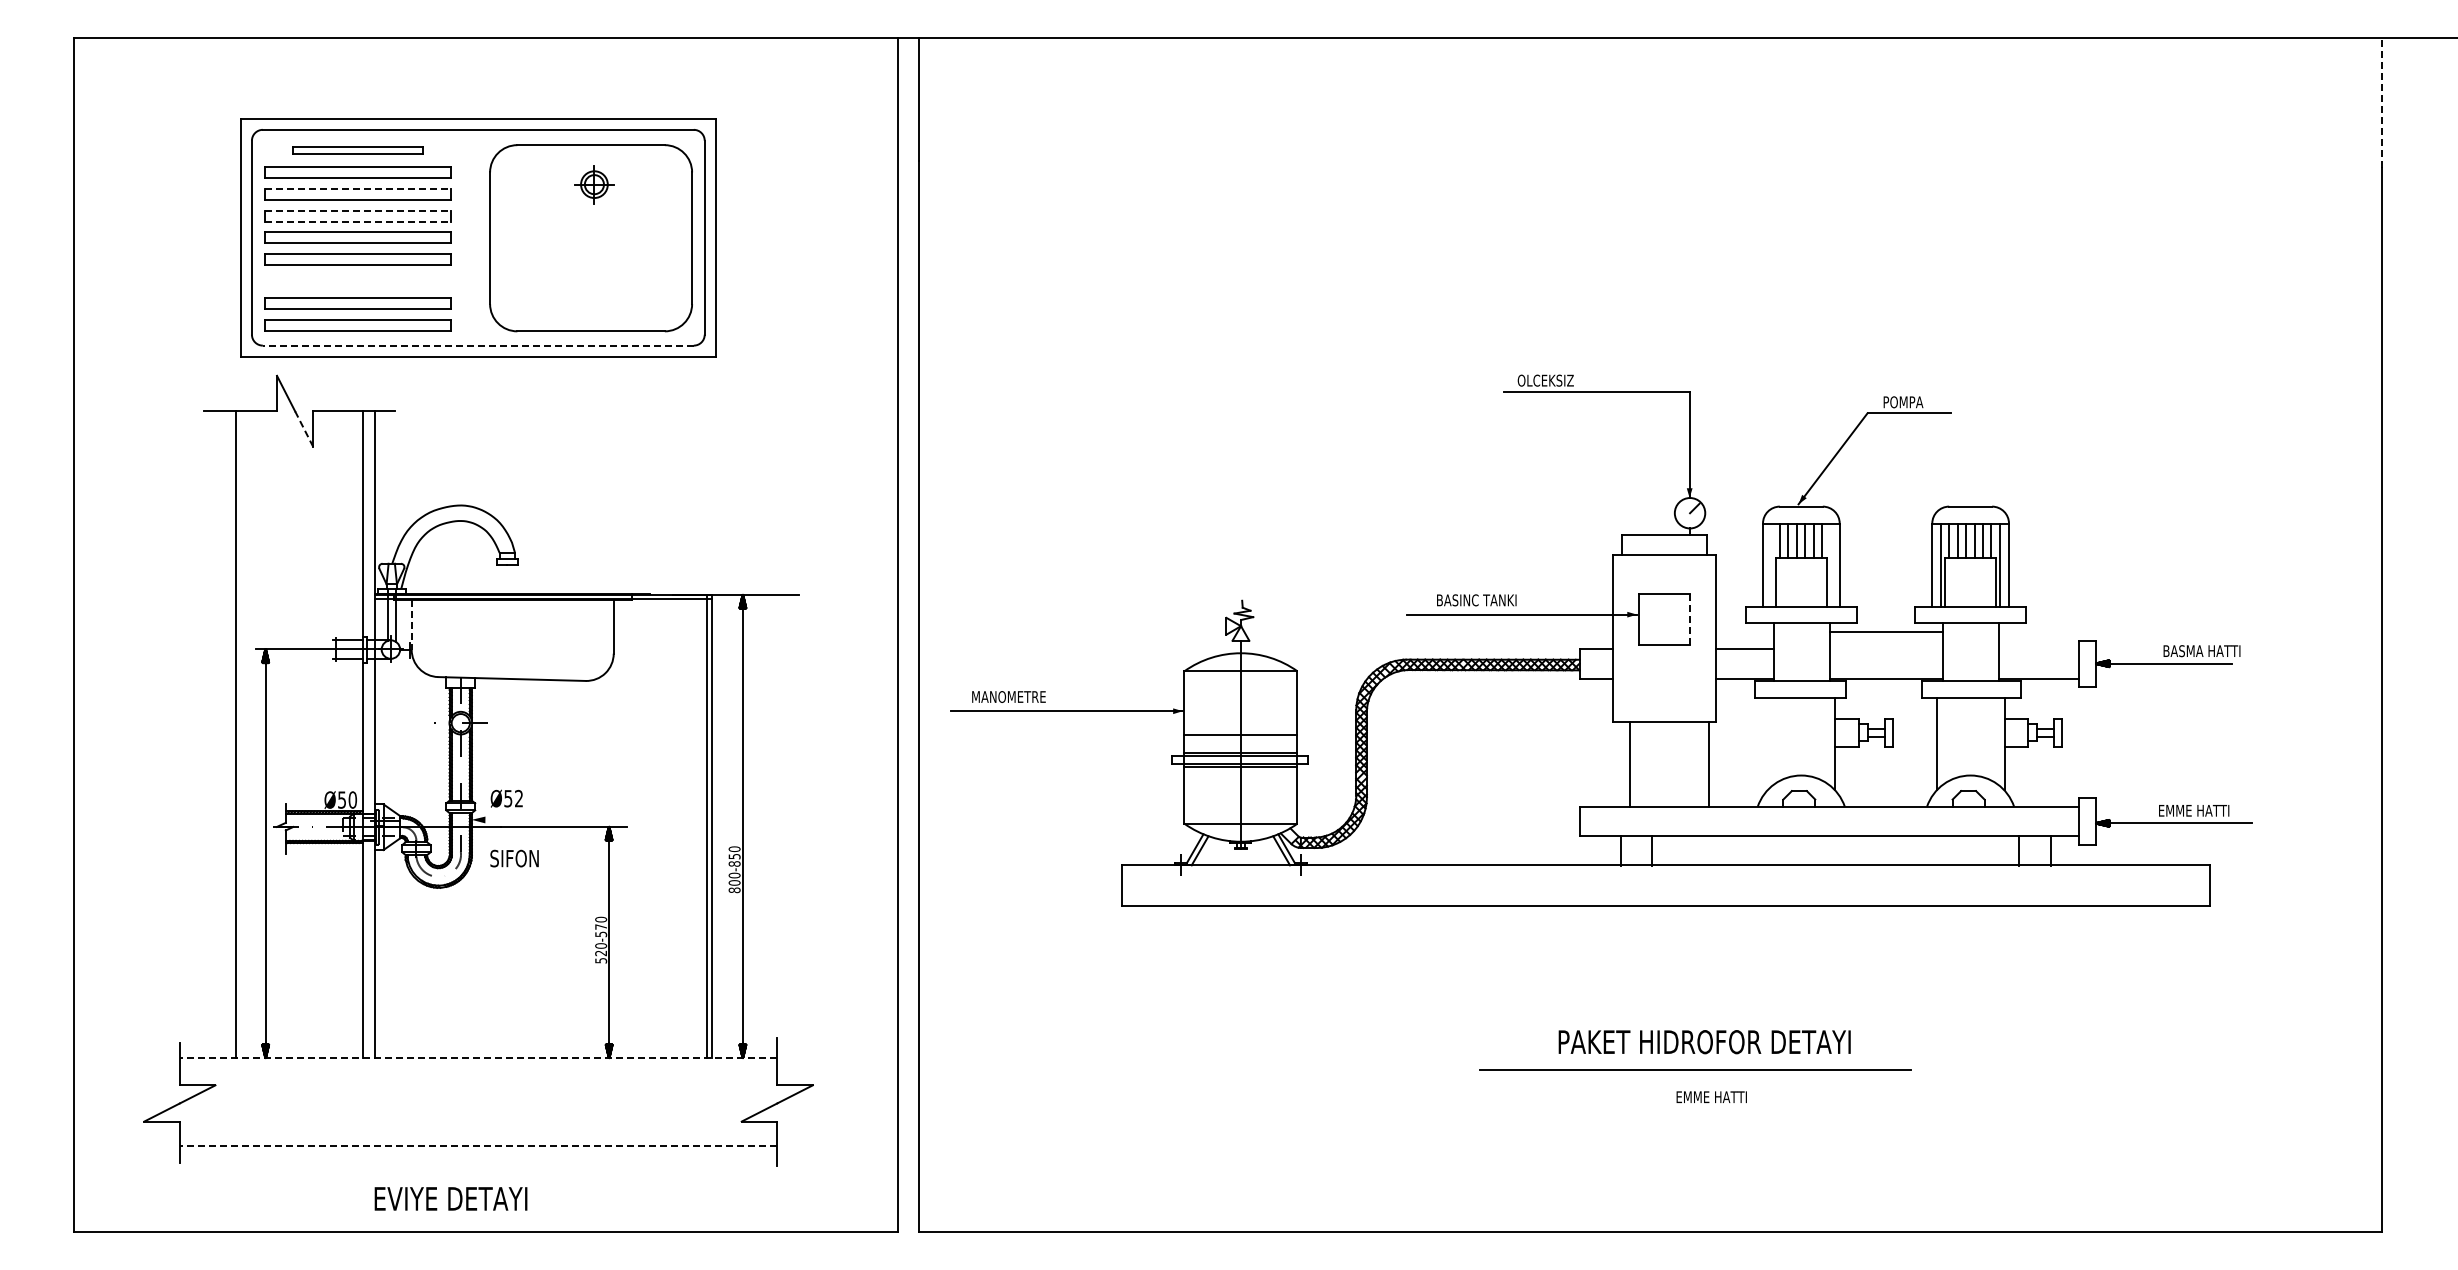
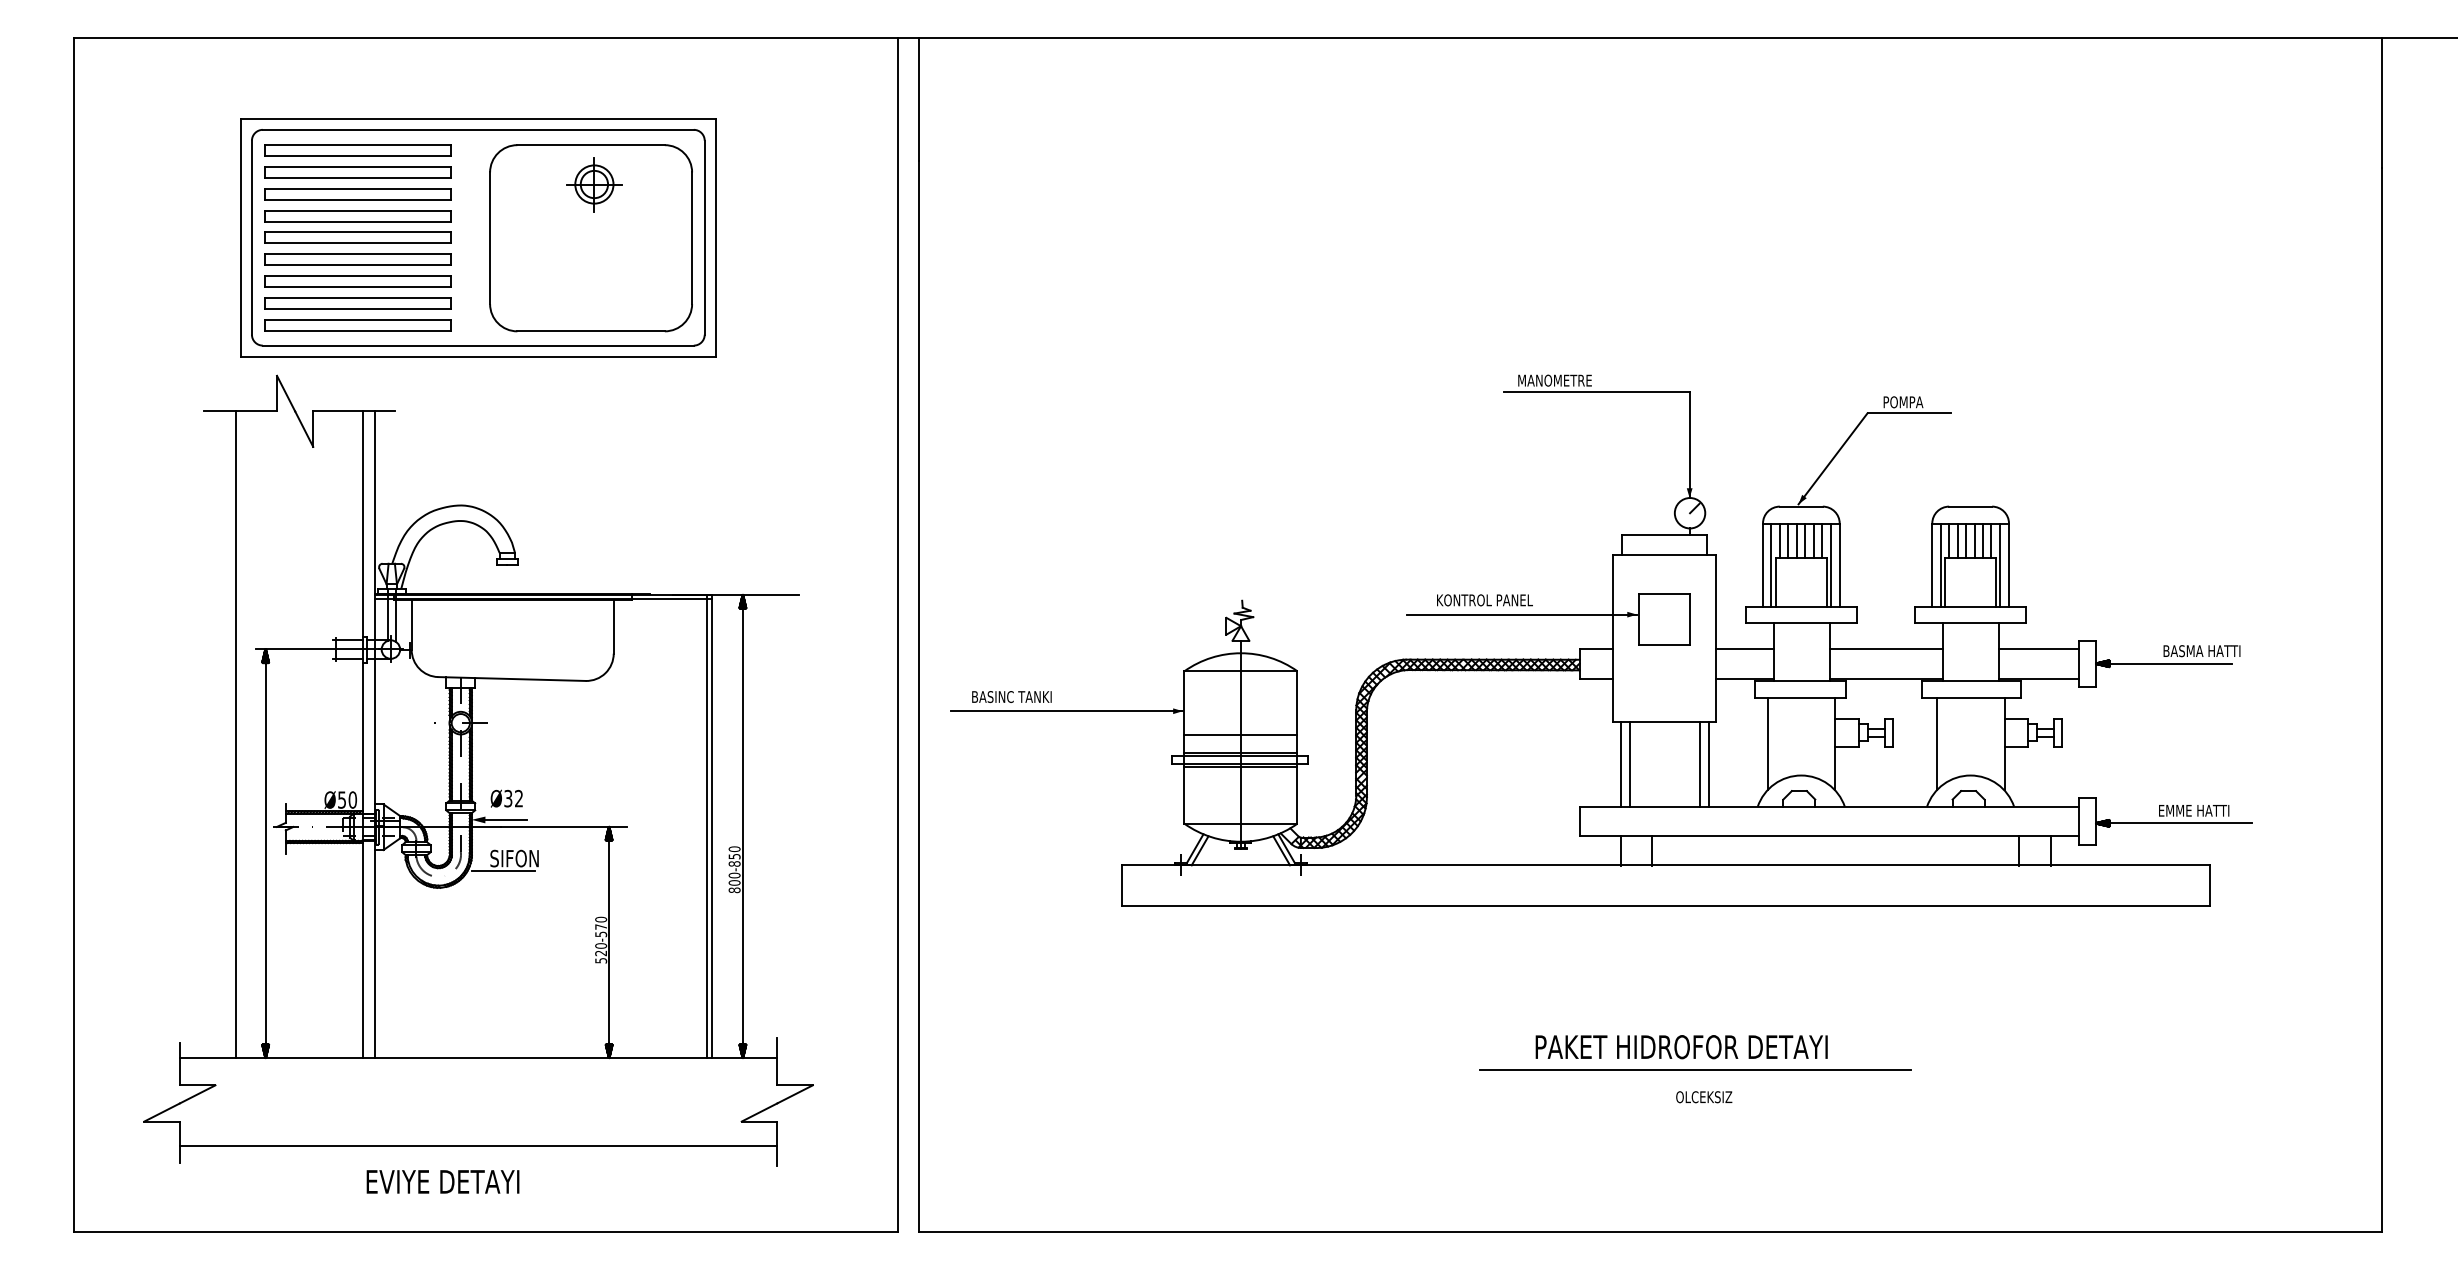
line: dashed -> solid (2381, 103)
part size: 132x9 px -> 188x13 px (357, 150)
part size: 41x40 px -> 57x56 px (594, 184)
line: dashed -> solid (358, 188)
line: dashed -> solid (358, 210)
line: dashed -> solid (358, 221)
part: none -> present (357, 281)
line: dashed -> solid (477, 345)
text: OLCEKSIZ -> MANOMETRE (1554, 380)
line: dashed -> solid (304, 429)
line: none -> present (1771, 564)
line: none -> present (1830, 564)
text: BASINC TANKI -> KONTROL PANEL (1485, 600)
line: dashed -> solid (1690, 619)
line: dashed -> solid (411, 625)
line position: (1886, 632) -> (1886, 649) (1886, 649)
line: none -> present (2039, 649)
text: MANOMETRE -> BASINC TANKI (1012, 697)
line: none -> present (1767, 744)
line: none -> present (1621, 763)
line: none -> present (1700, 763)
text: Ø52 -> Ø32 (508, 797)
line: none -> present (506, 819)
line: none -> present (502, 870)
text position: (1704, 1042) -> (1681, 1047) (1681, 1047)
line: dashed -> solid (478, 1057)
text: EMME HATTI -> OLCEKSIZ (1711, 1097)
line: dashed -> solid (478, 1146)
text position: (450, 1198) -> (442, 1181) (442, 1181)
